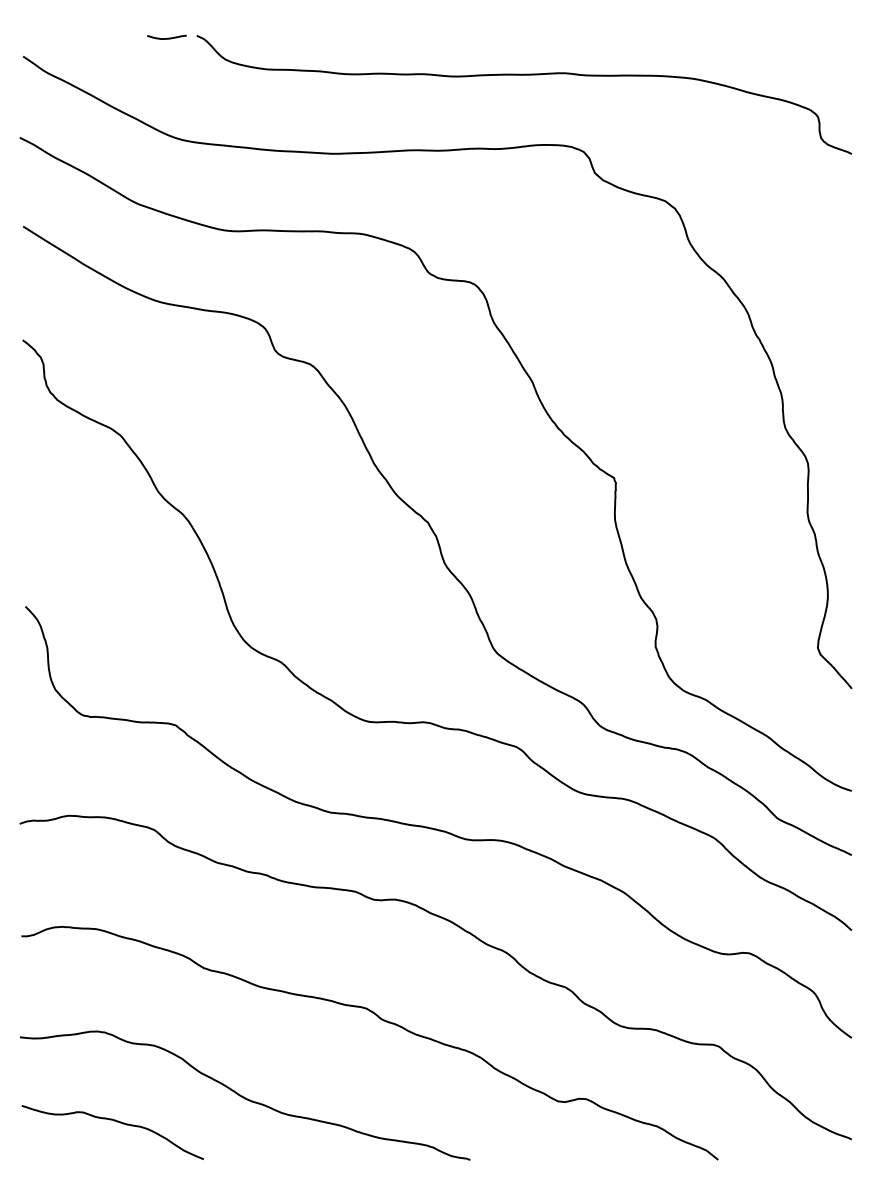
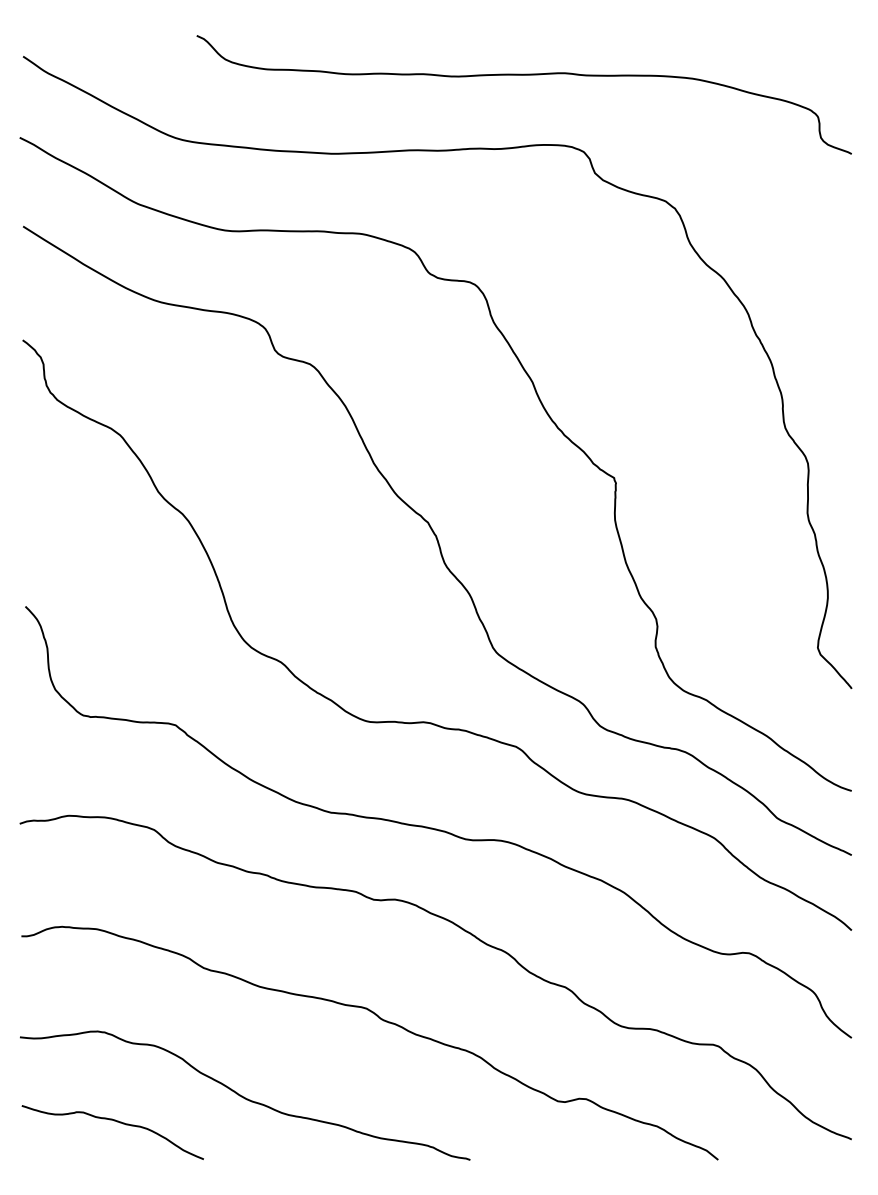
curve: present -> none (167, 37)
